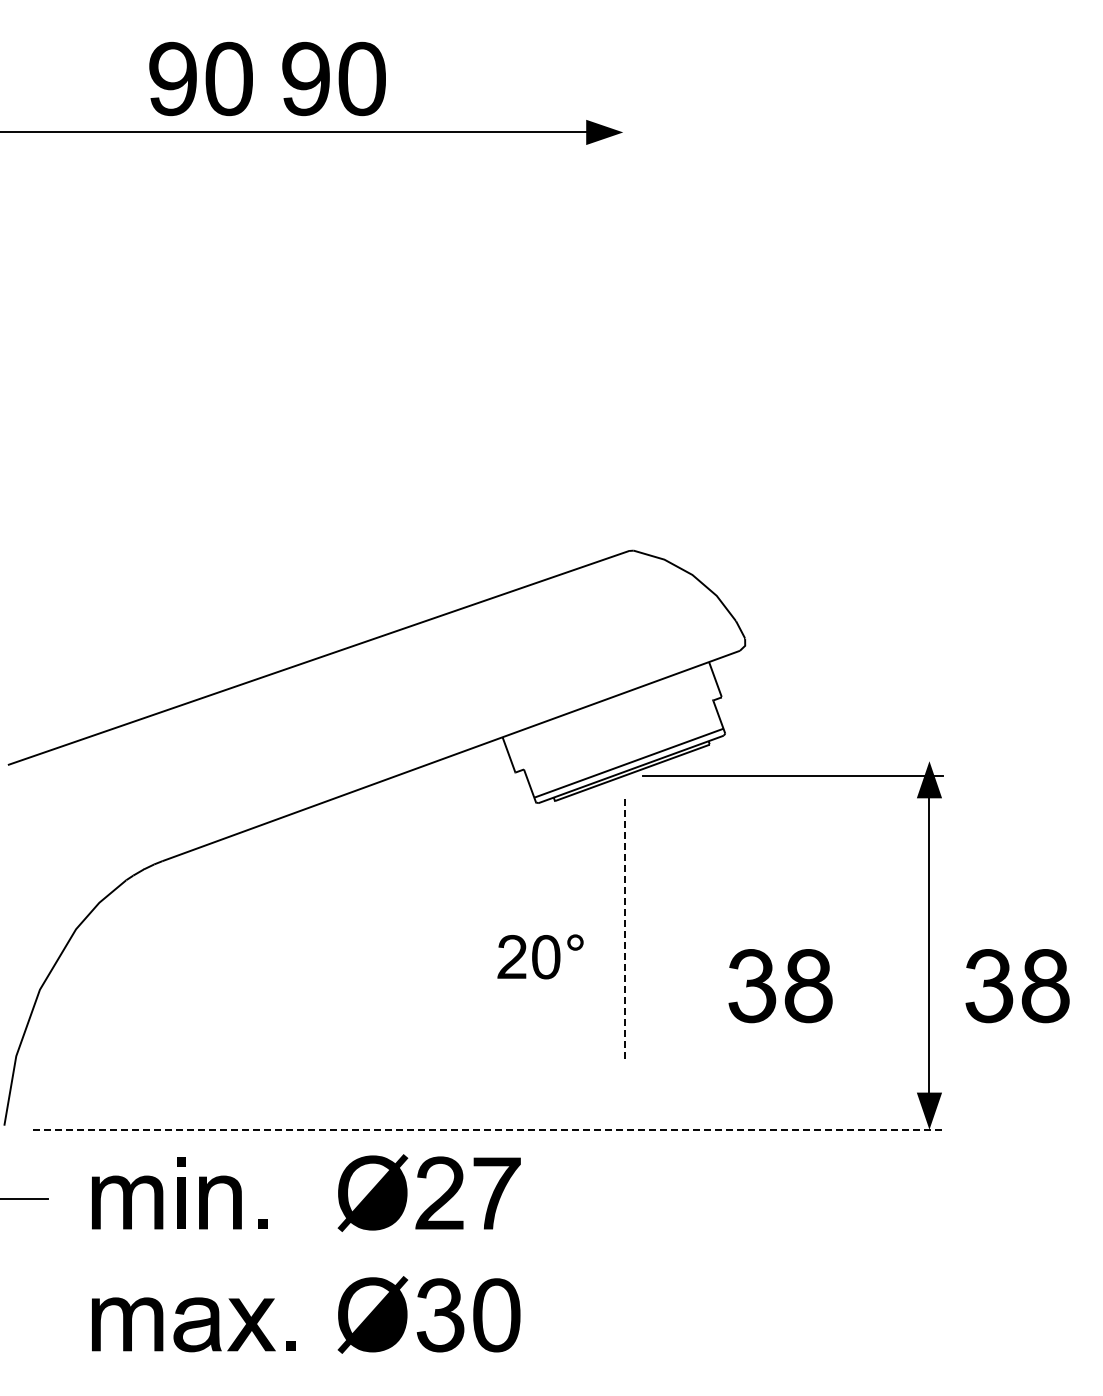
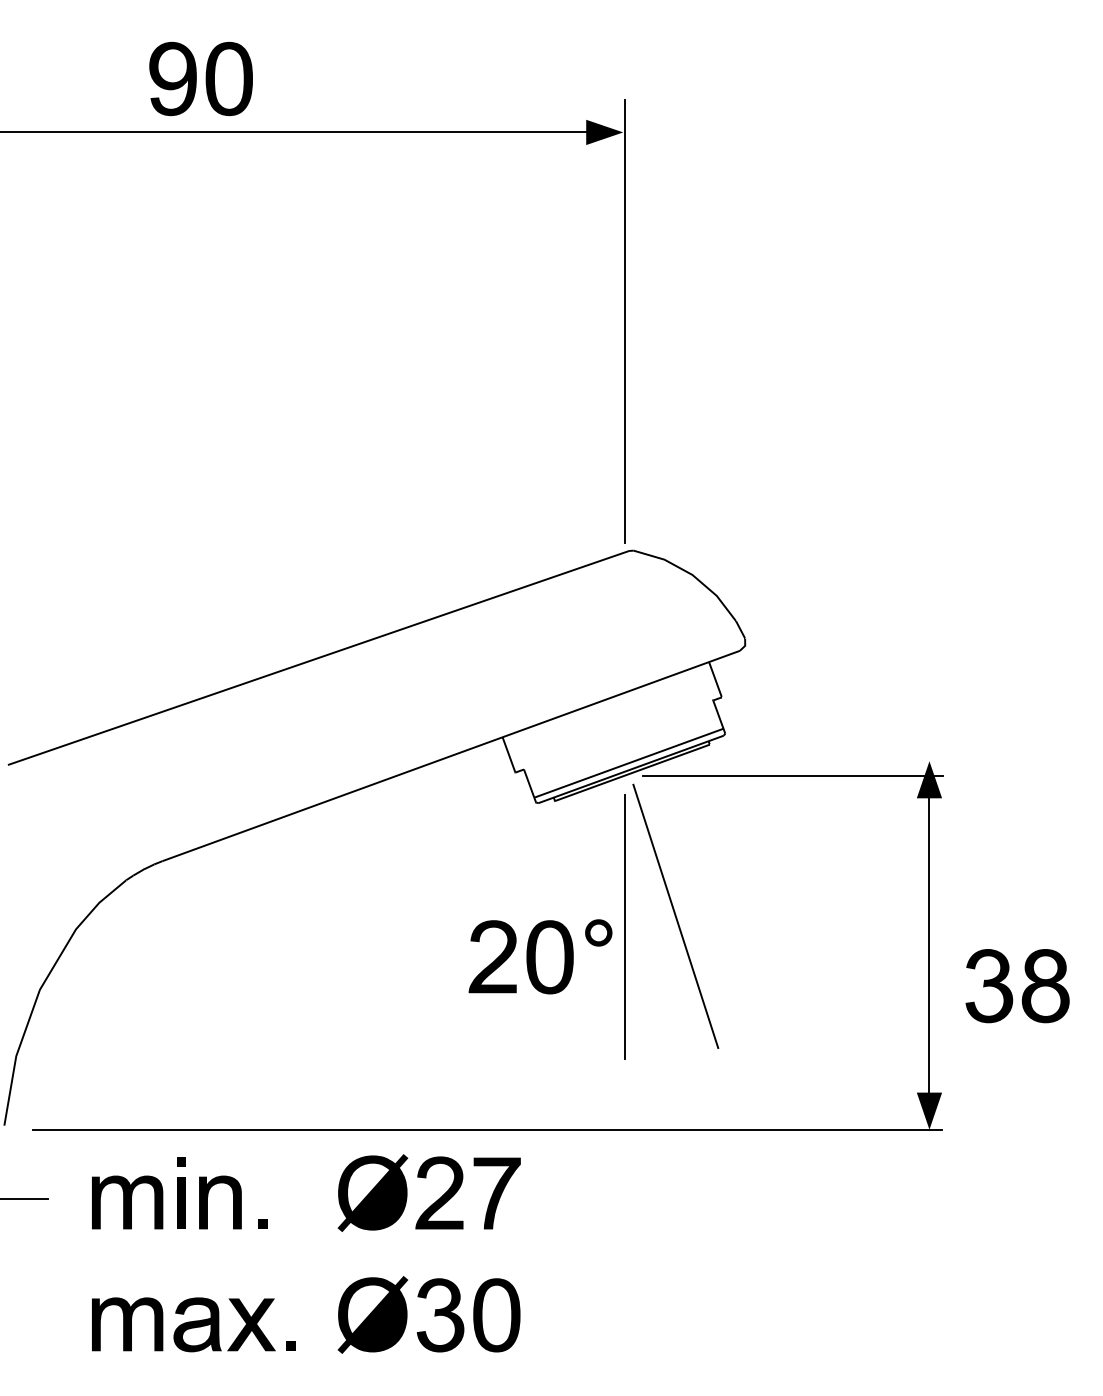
part: present -> none (333, 78)
line: none -> present (624, 321)
line: none -> present (675, 916)
line: dashed -> solid (624, 926)
part size: 87x46 px -> 145x76 px (540, 956)
part: present -> none (774, 991)
line: dashed -> solid (488, 1129)
